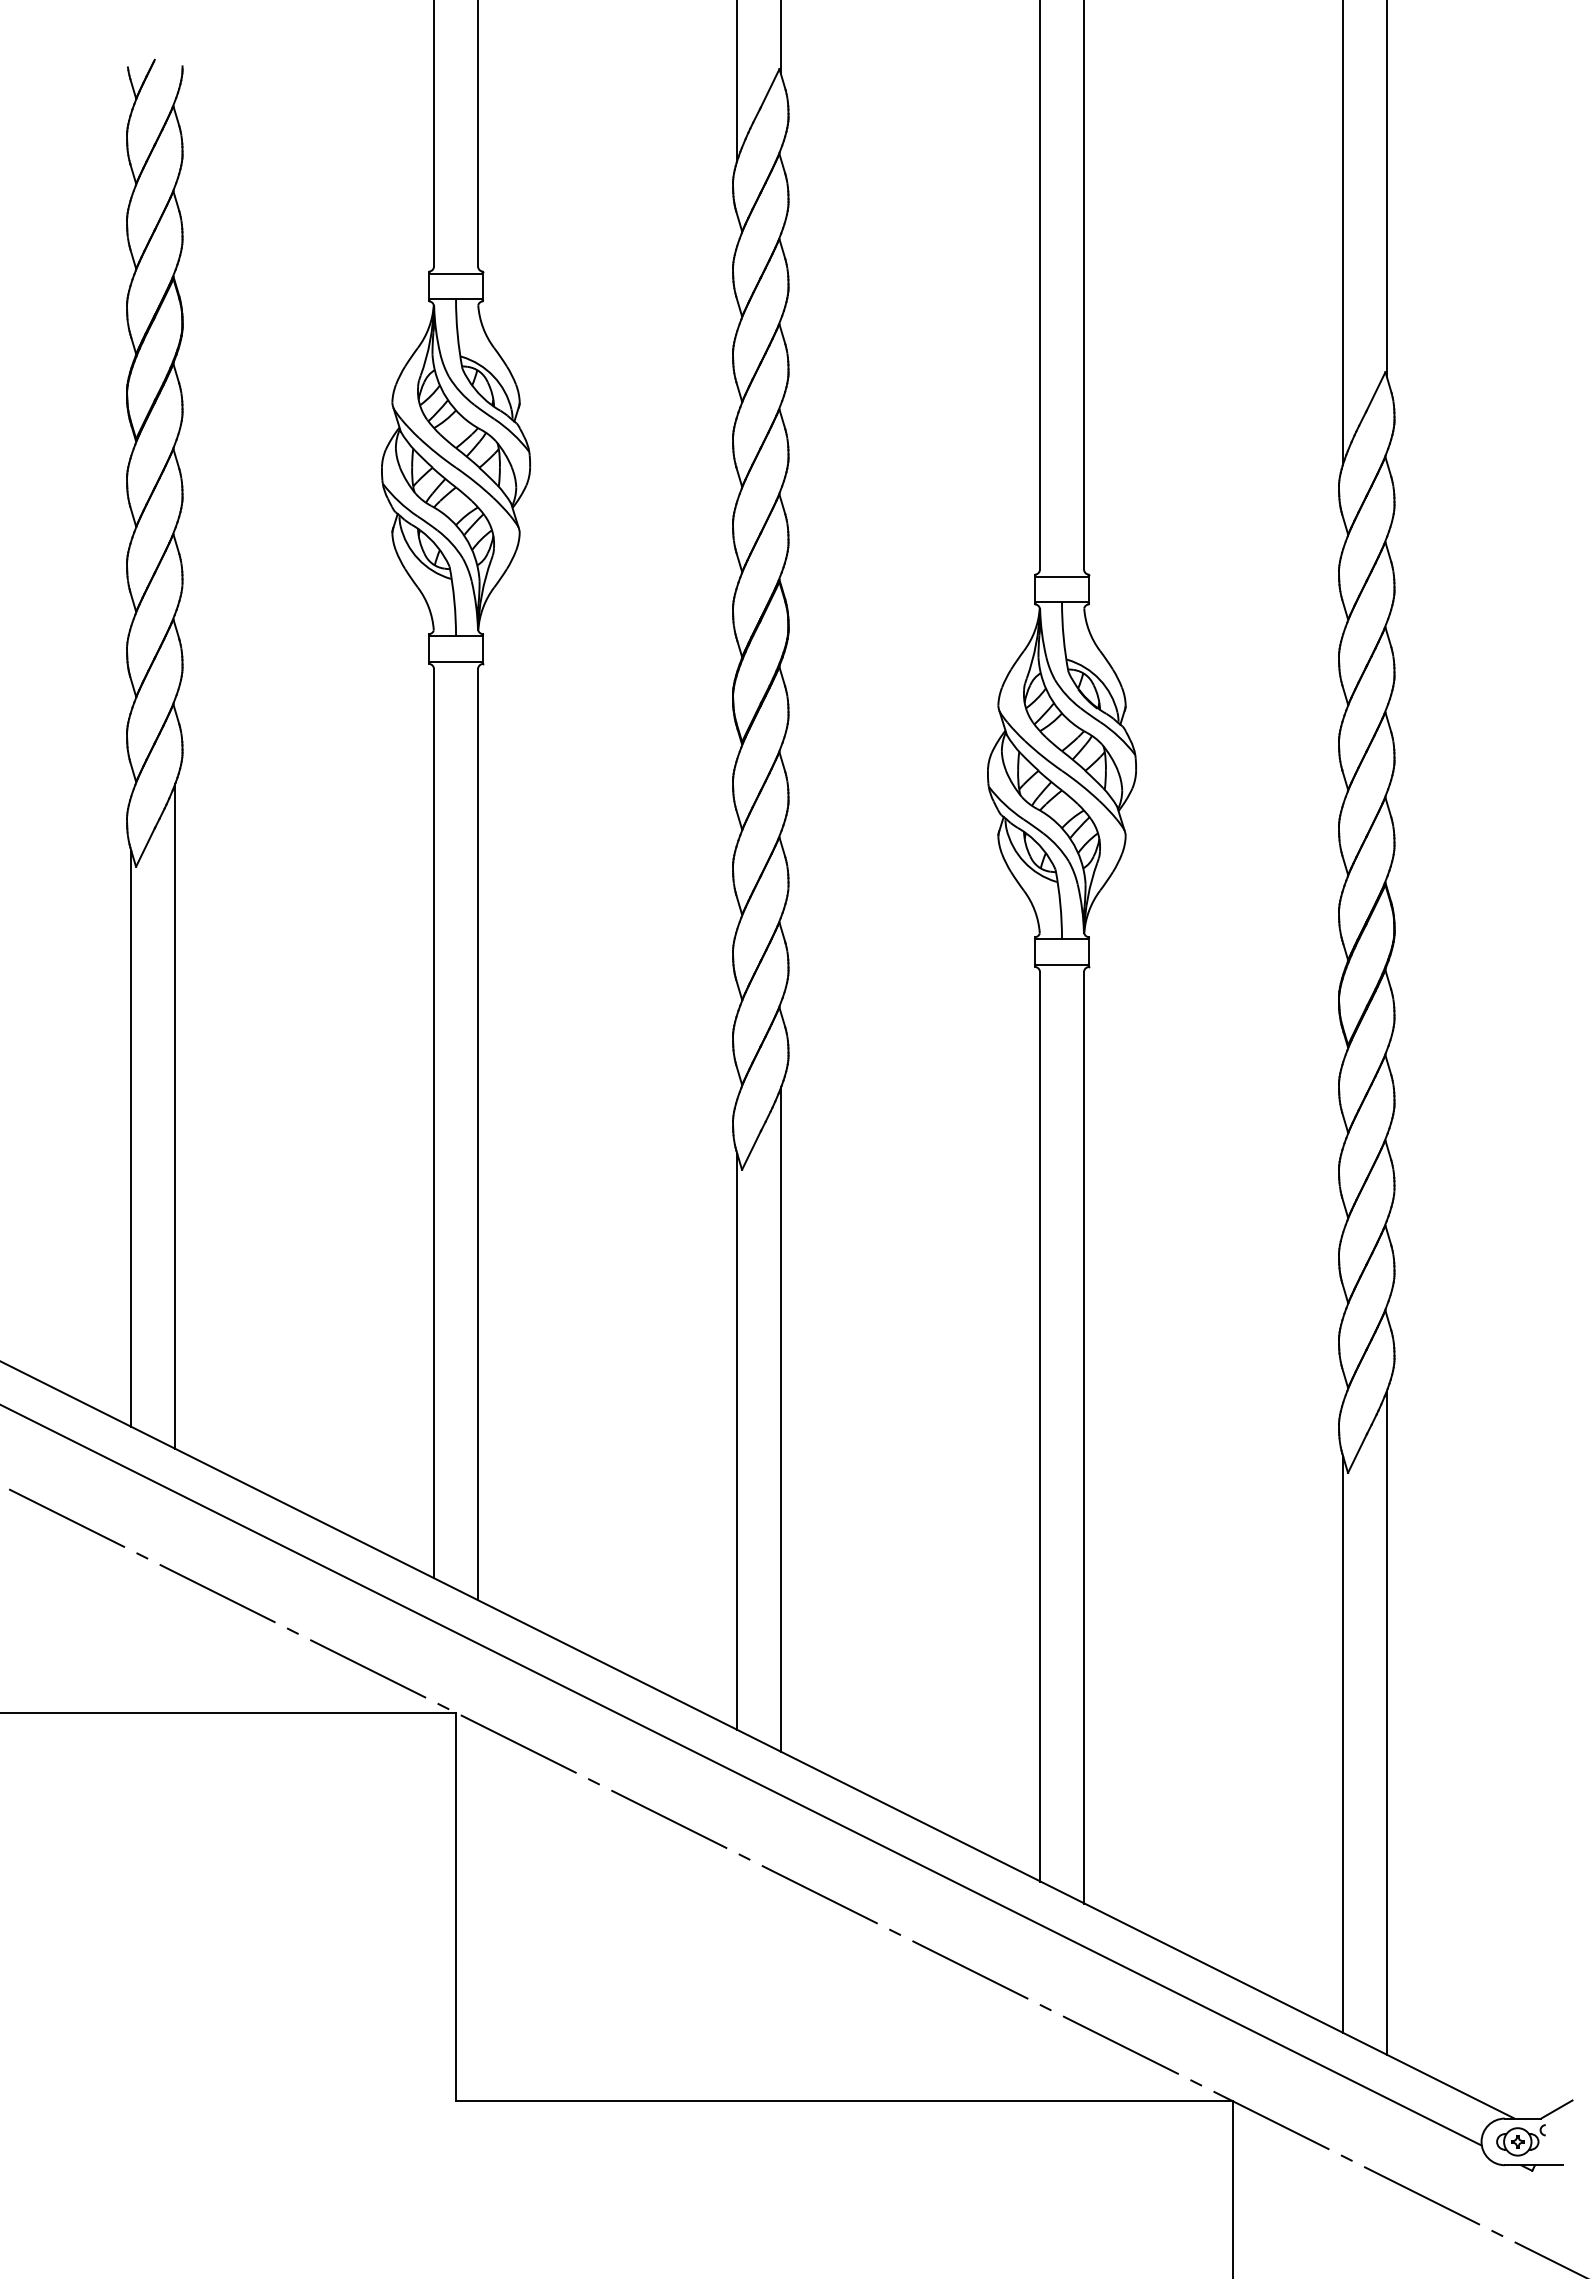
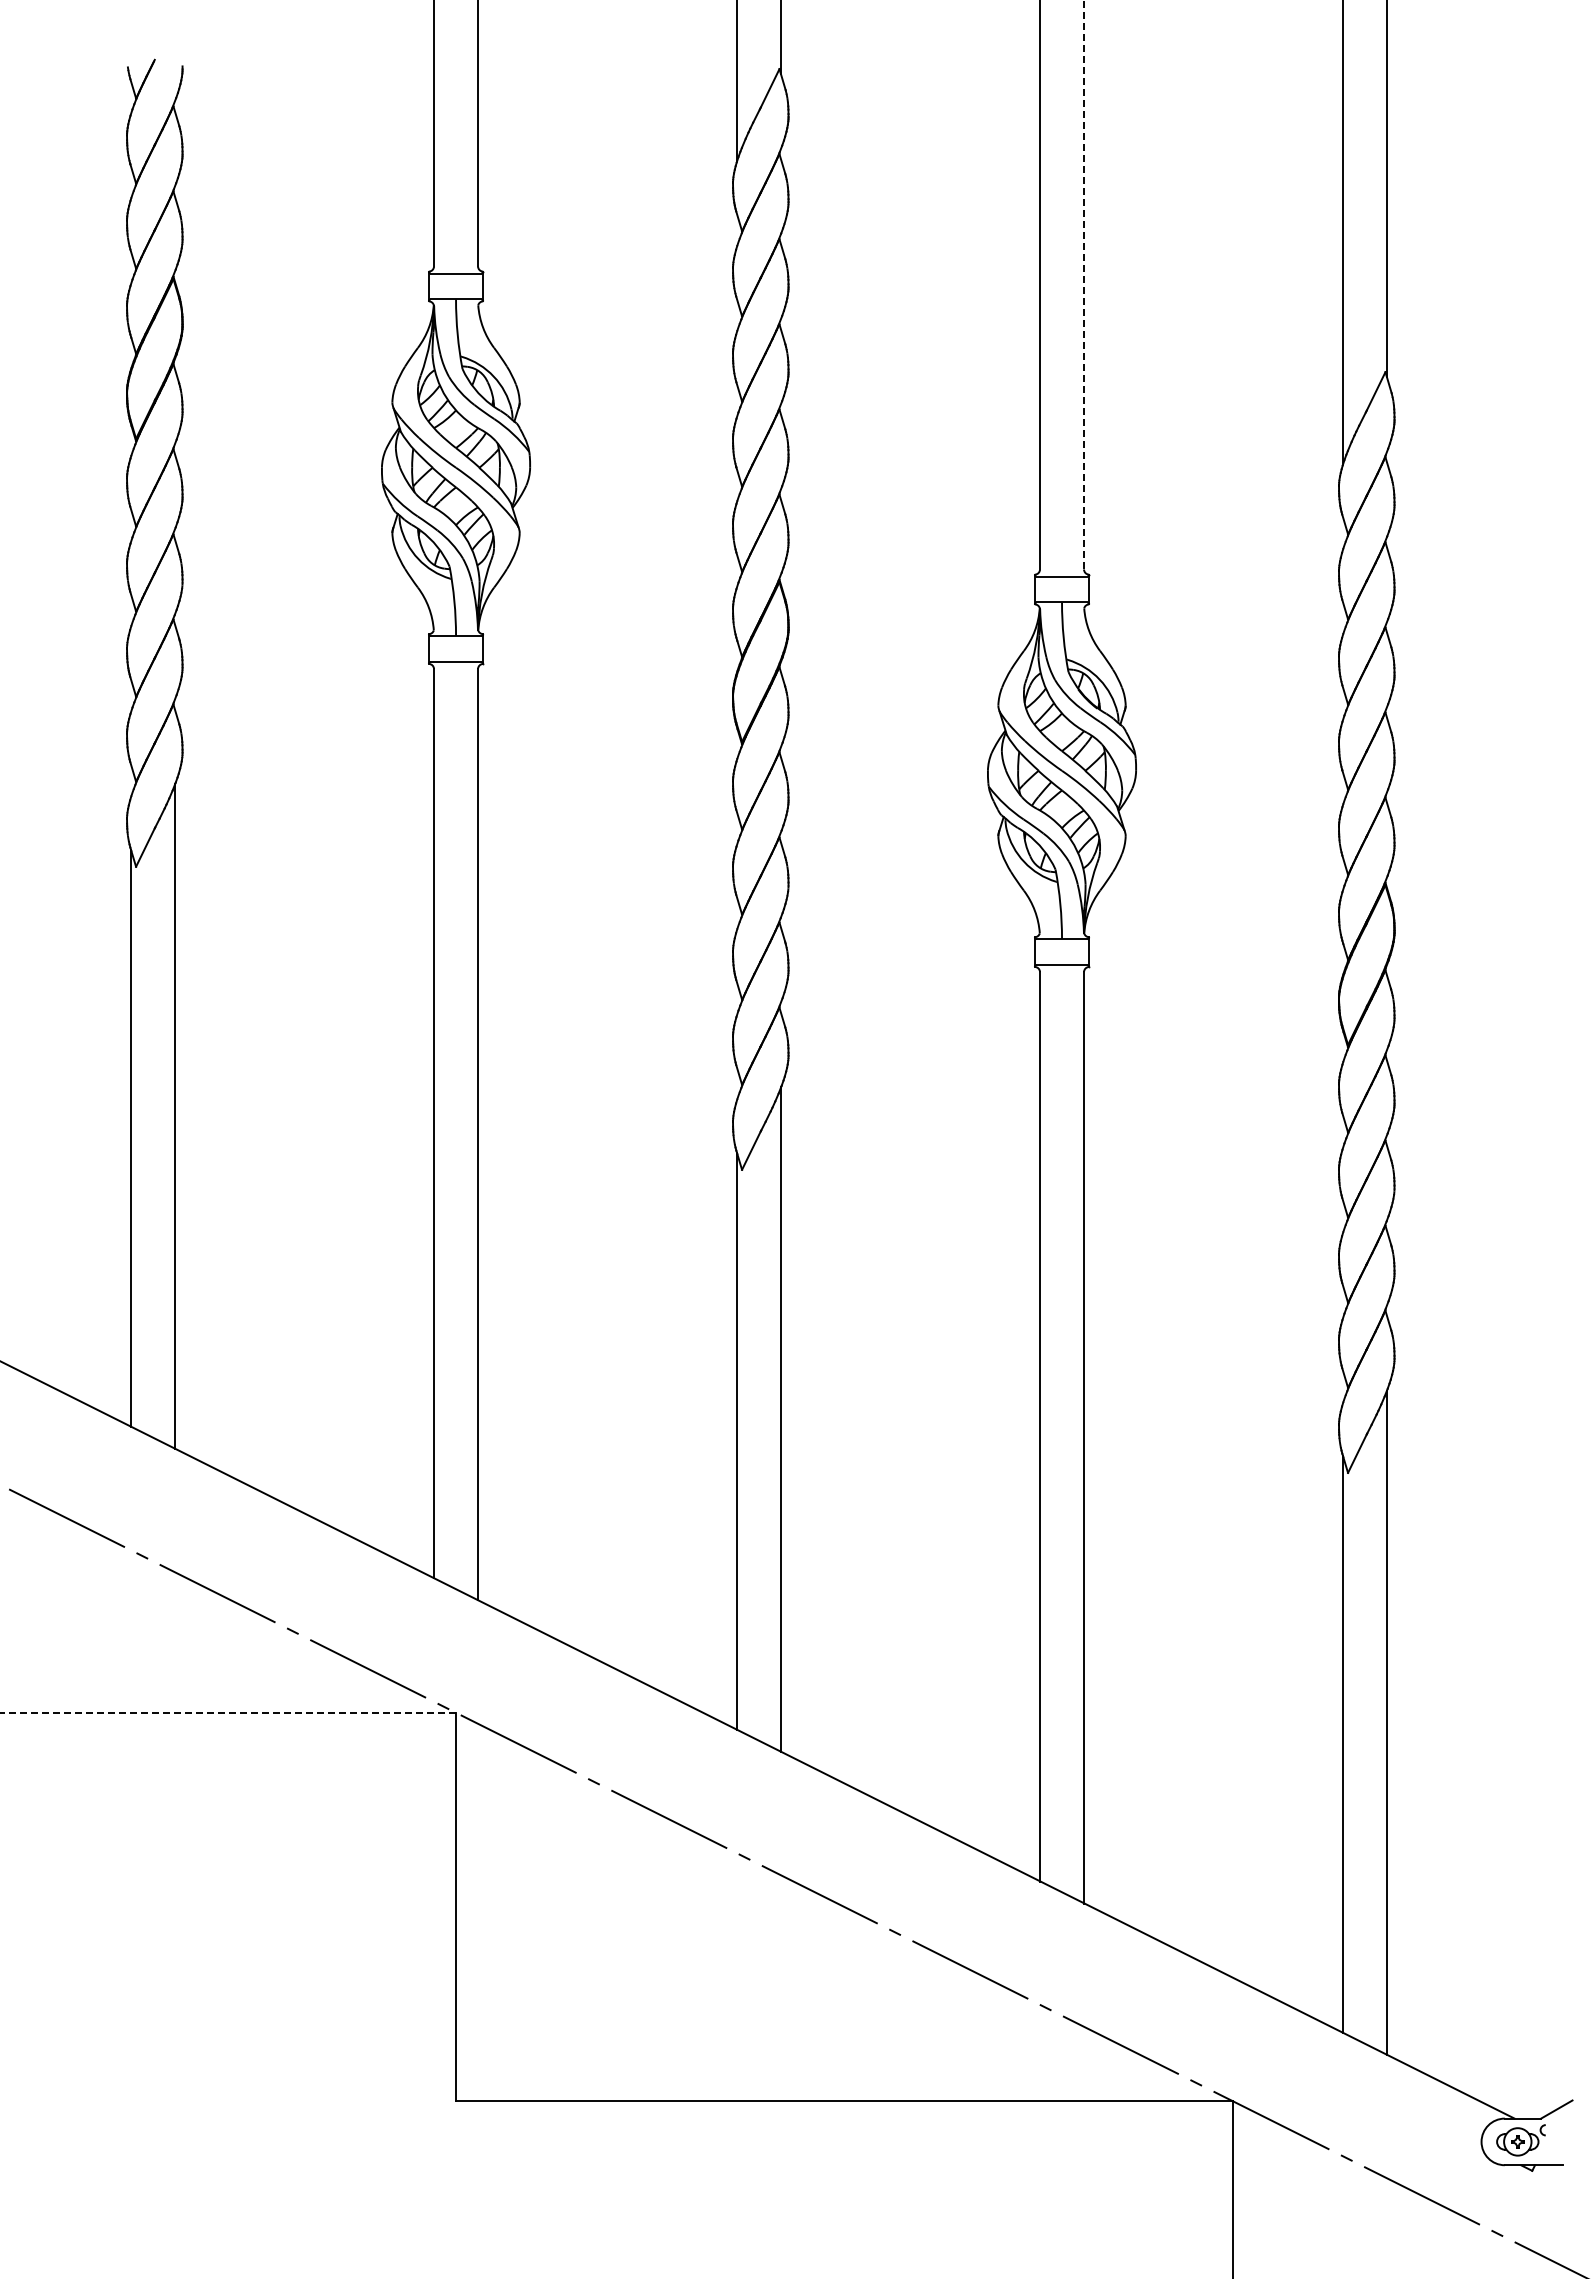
line: solid -> dashed (1084, 284)
line: solid -> dashed (228, 1712)
line: present -> none (741, 1775)
